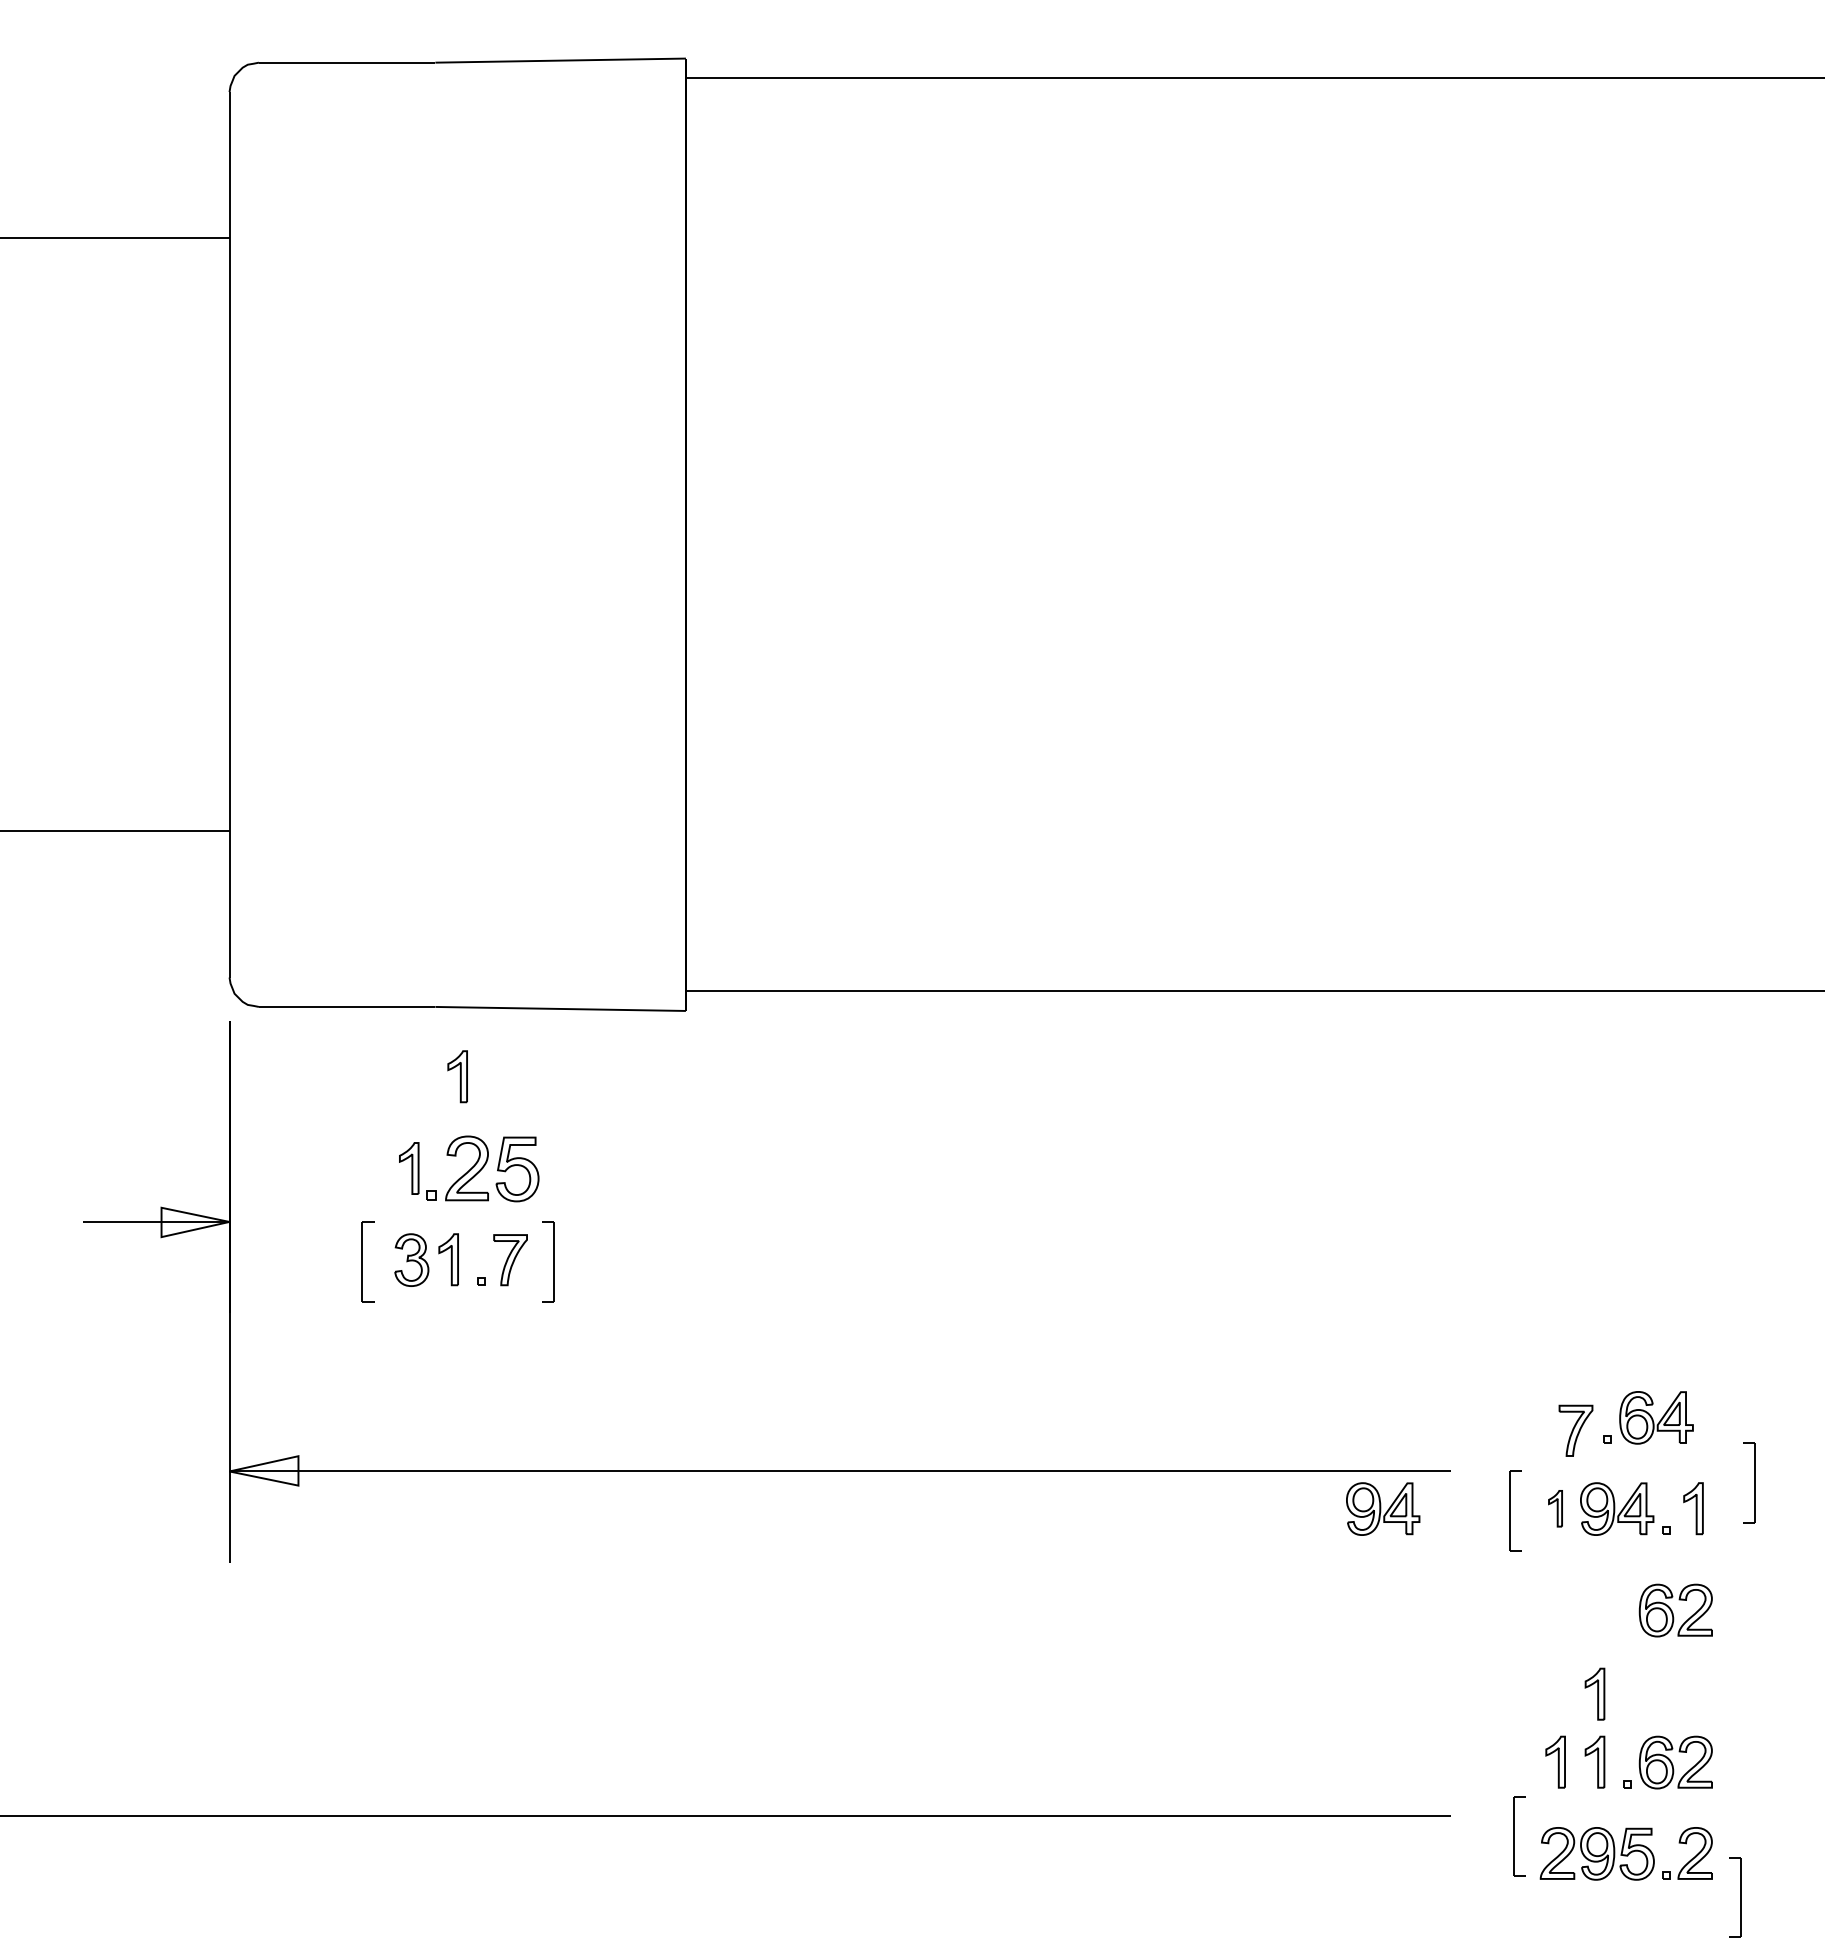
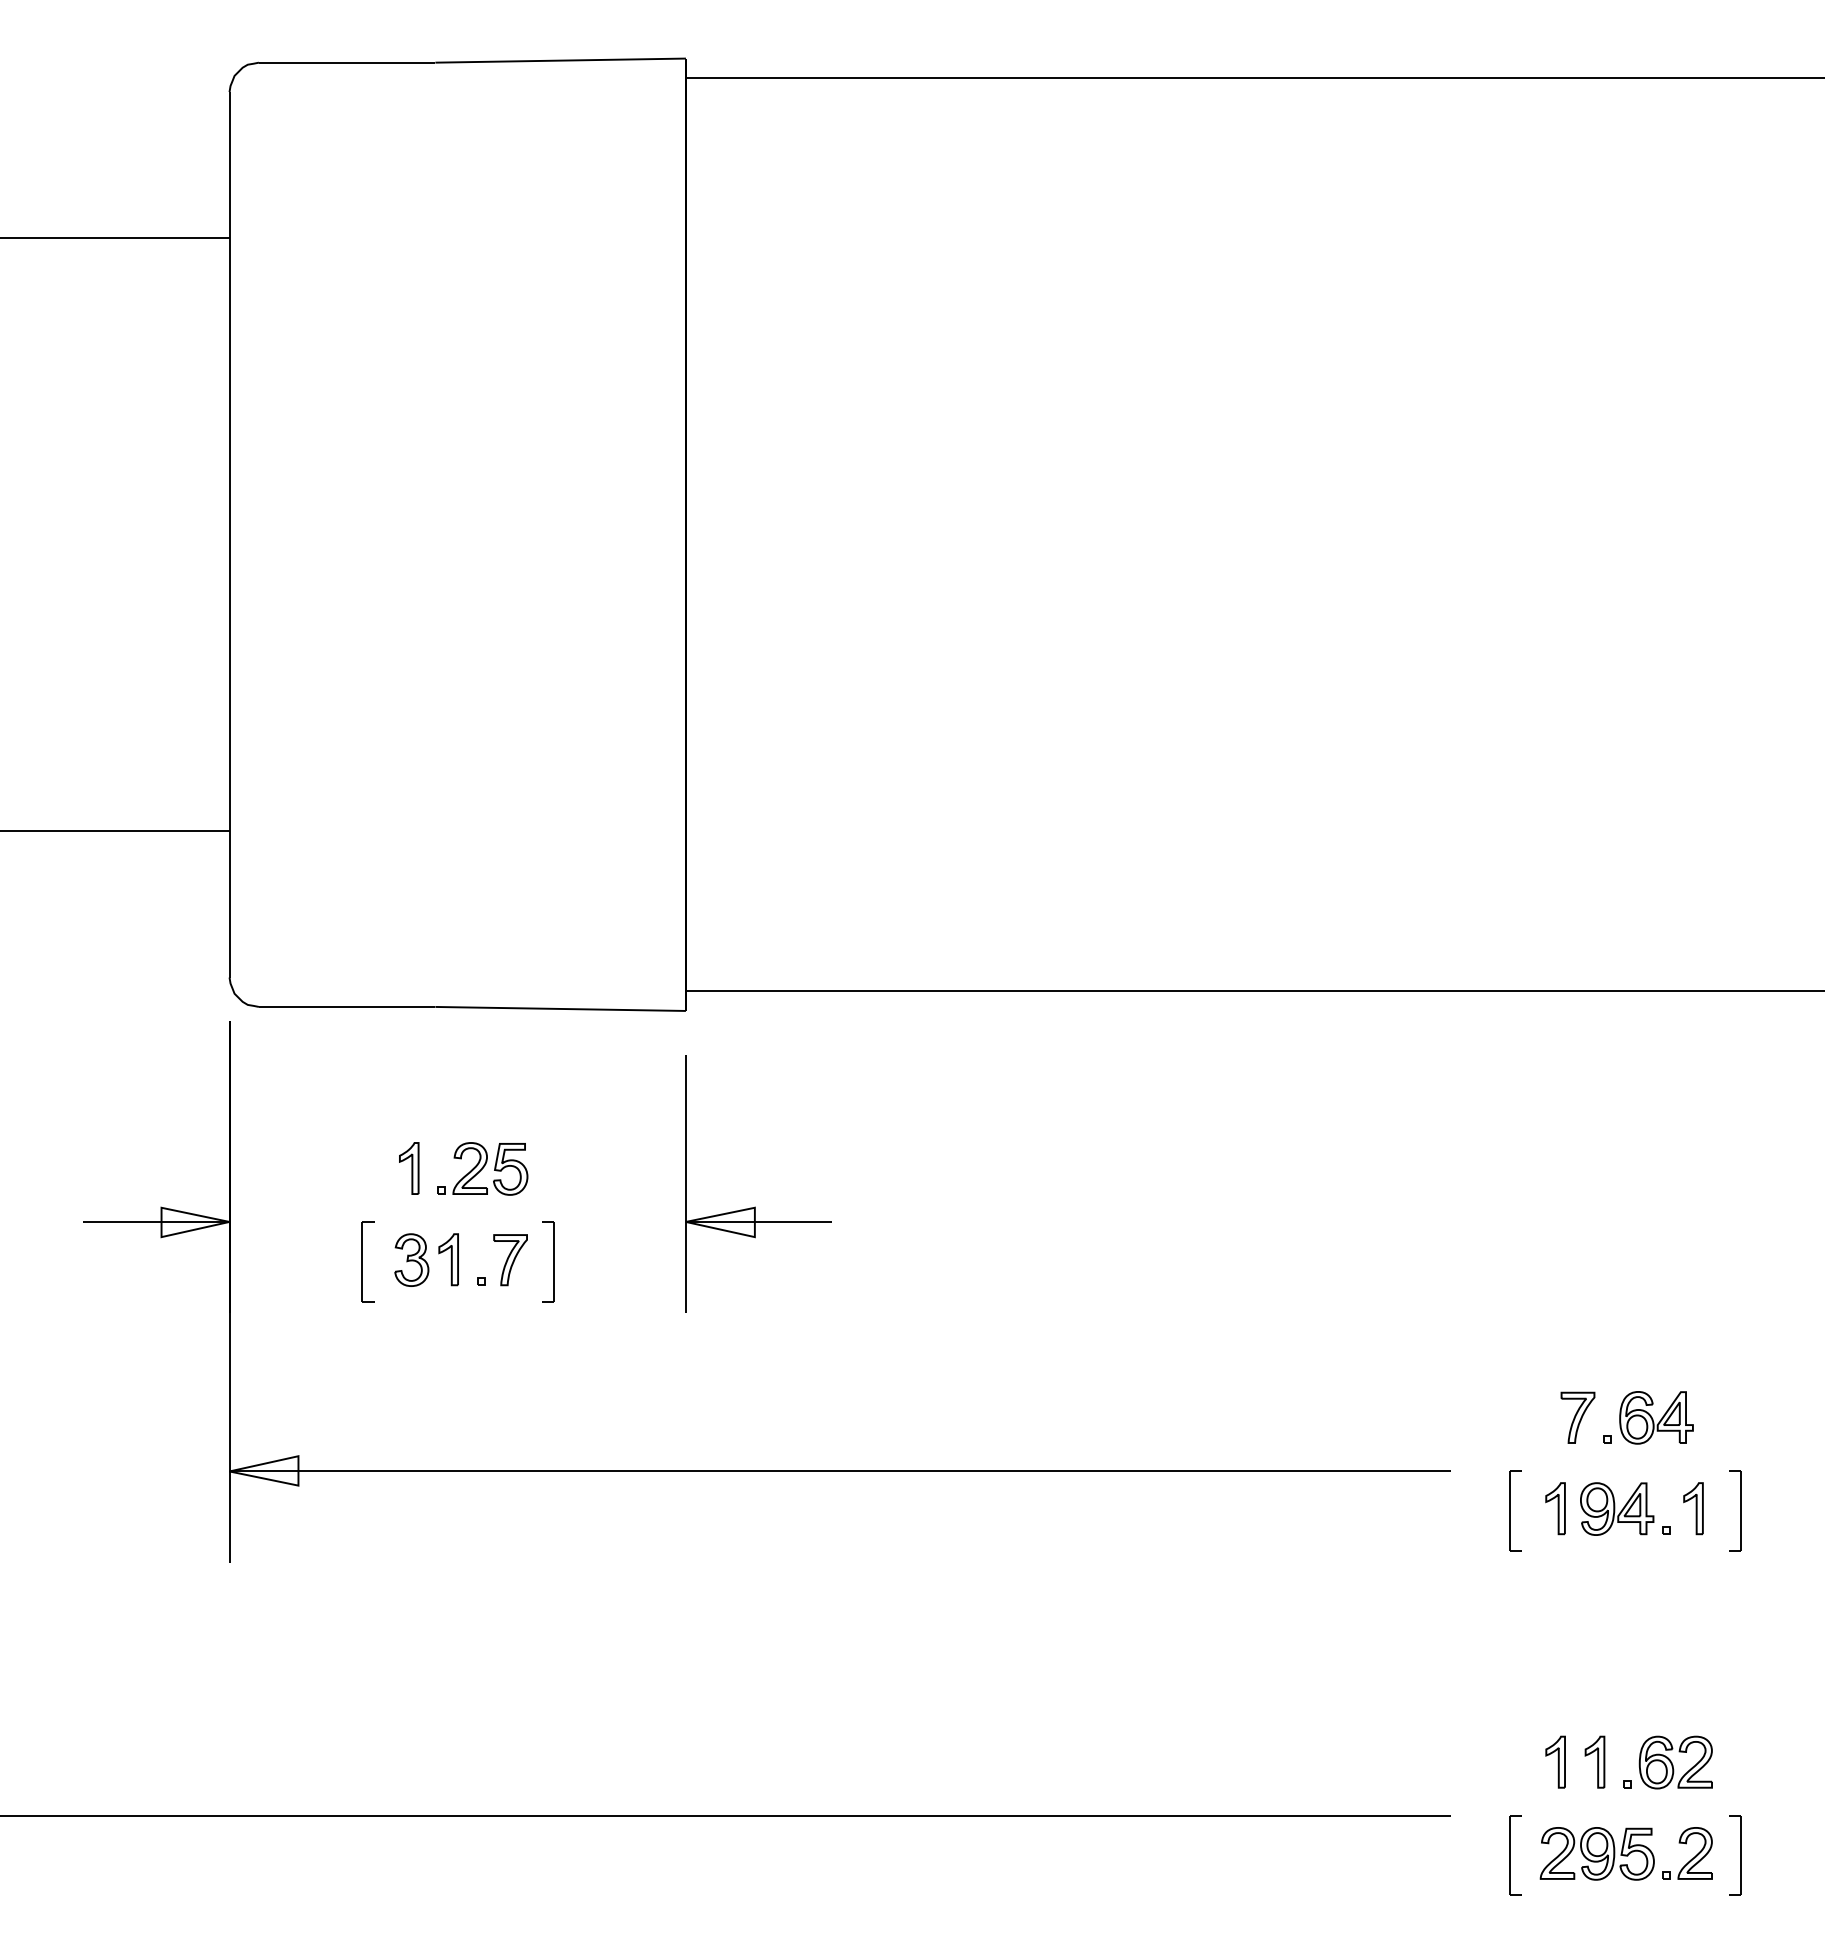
part: present -> none (457, 1076)
part size: 114x68 px -> 92x54 px (482, 1168)
part: none -> present (755, 1206)
part position: (1575, 1430) -> (1577, 1417) (1577, 1417)
part position: (1749, 1482) -> (1735, 1510) (1735, 1510)
part: present -> none (1383, 1508)
part size: 15x38 px -> 21x54 px (1555, 1508)
part: present -> none (1675, 1610)
part: present -> none (1594, 1693)
part position: (1519, 1836) -> (1515, 1855) (1515, 1855)
part position: (1735, 1897) -> (1735, 1855) (1735, 1855)
